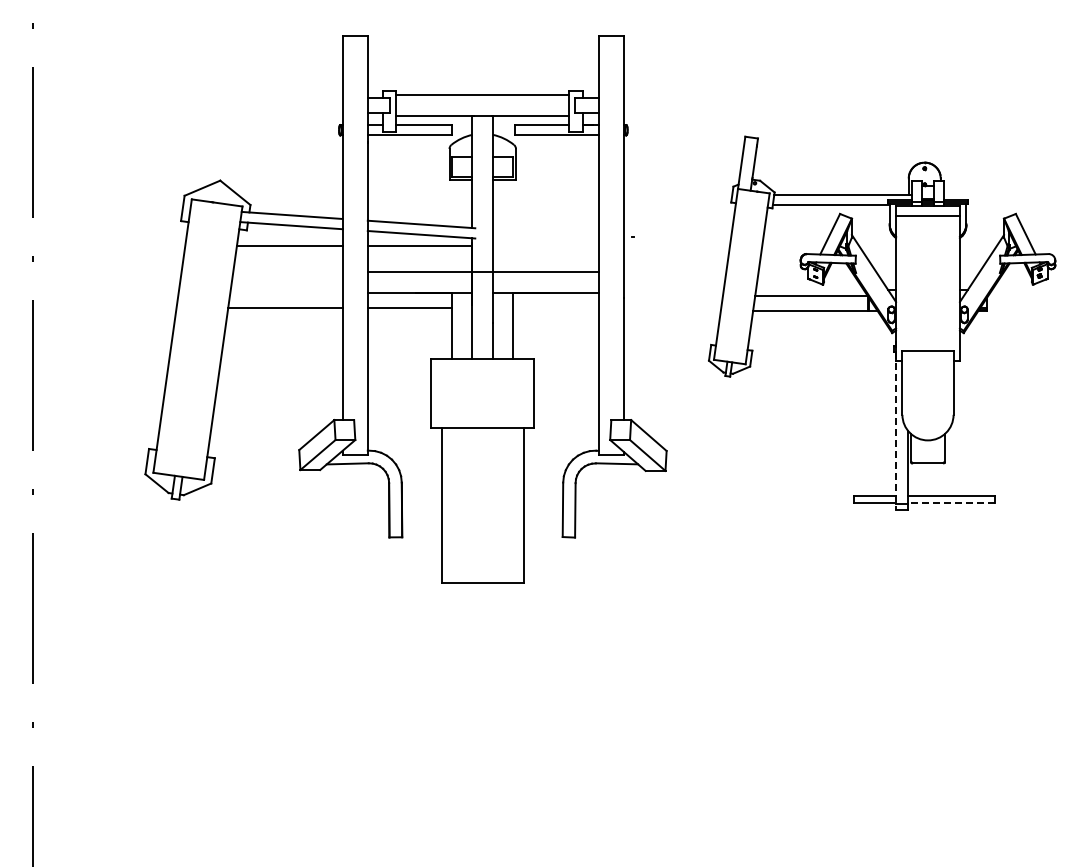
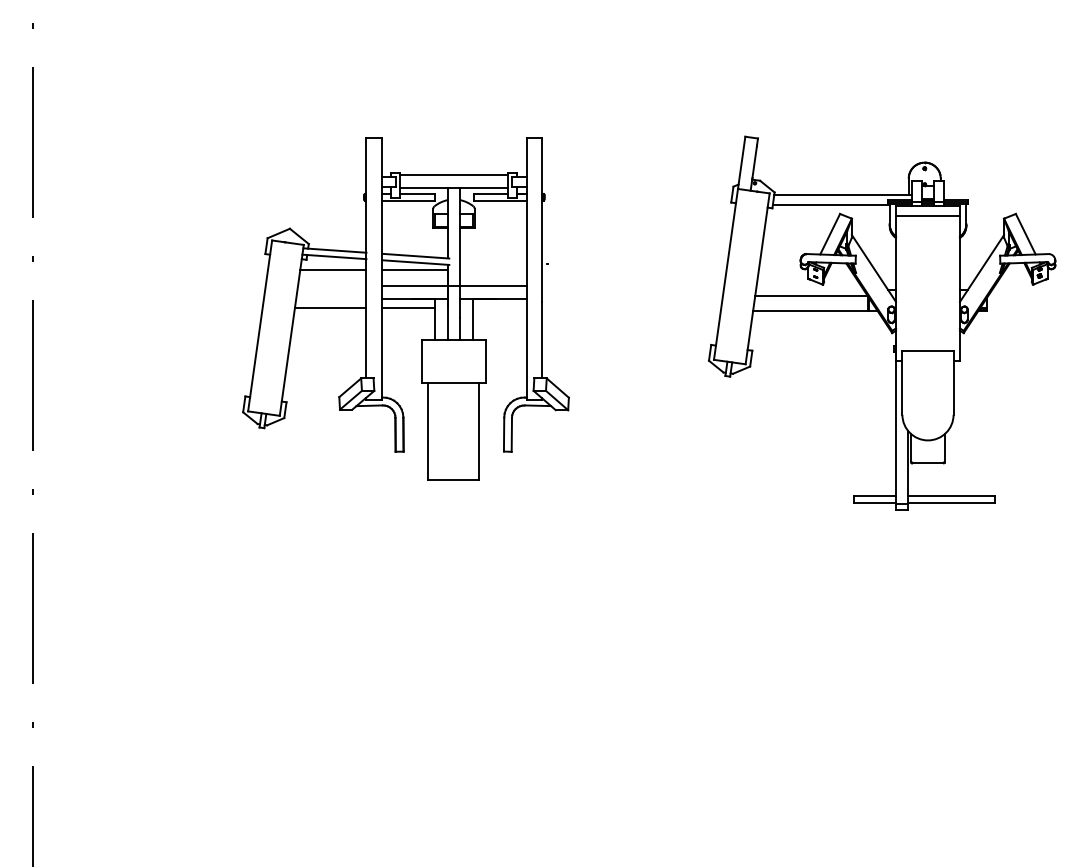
part size: 524x549 px -> 328x344 px (405, 308)
line: dashed -> solid (895, 425)
line: dashed -> solid (951, 503)
